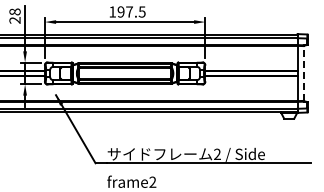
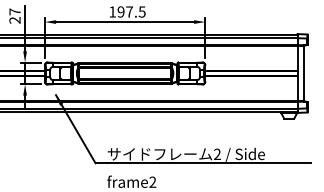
text: 28 -> 27 (14, 11)
line: dashed -> solid (303, 73)
